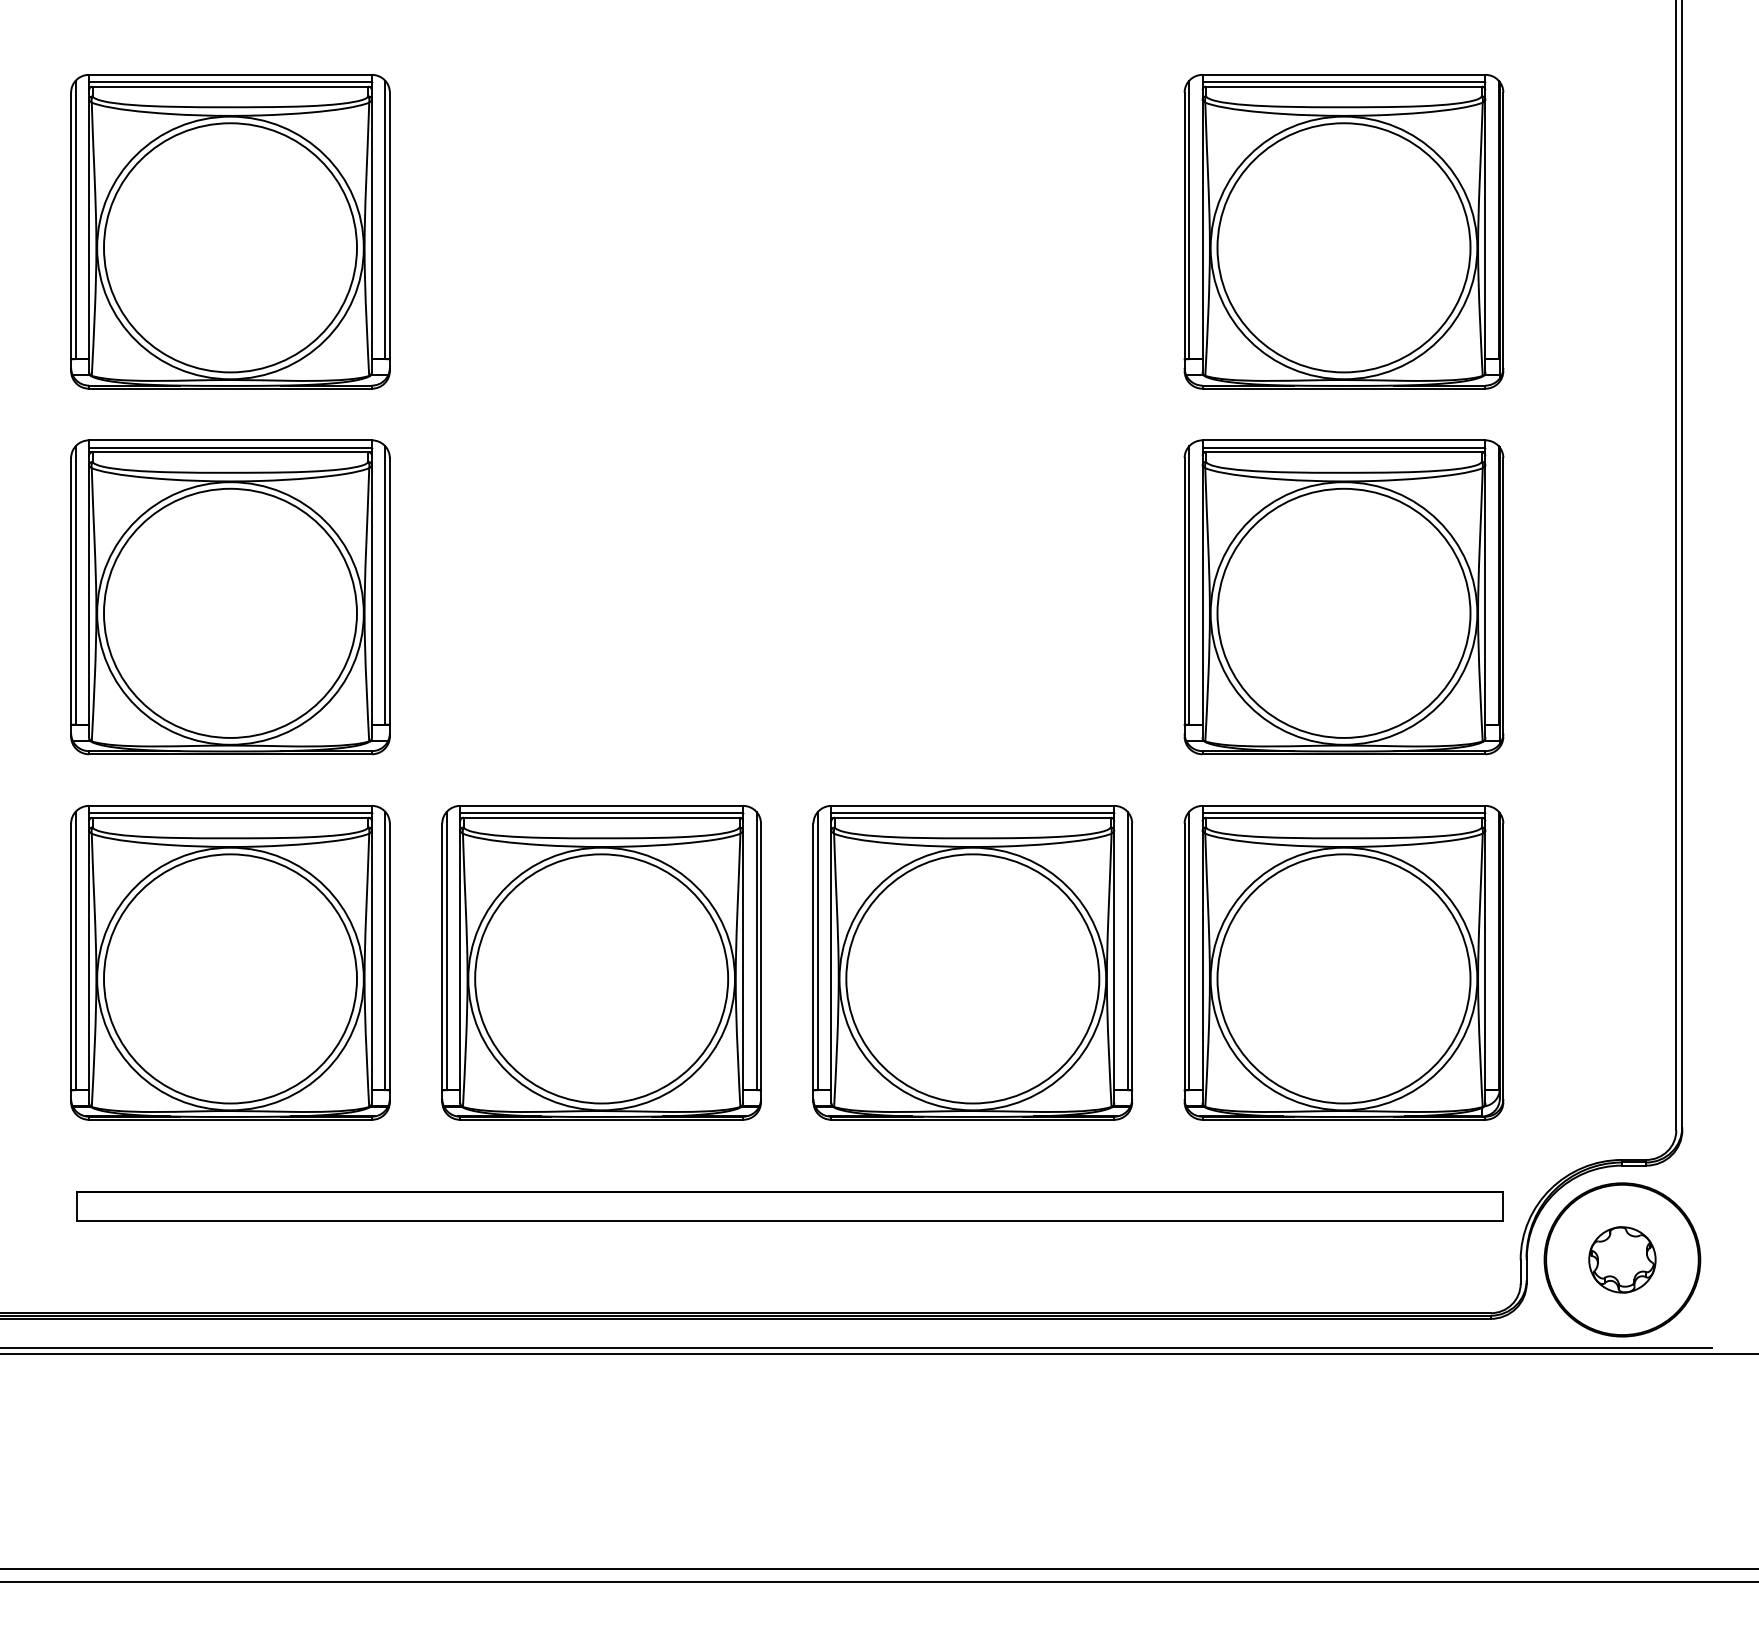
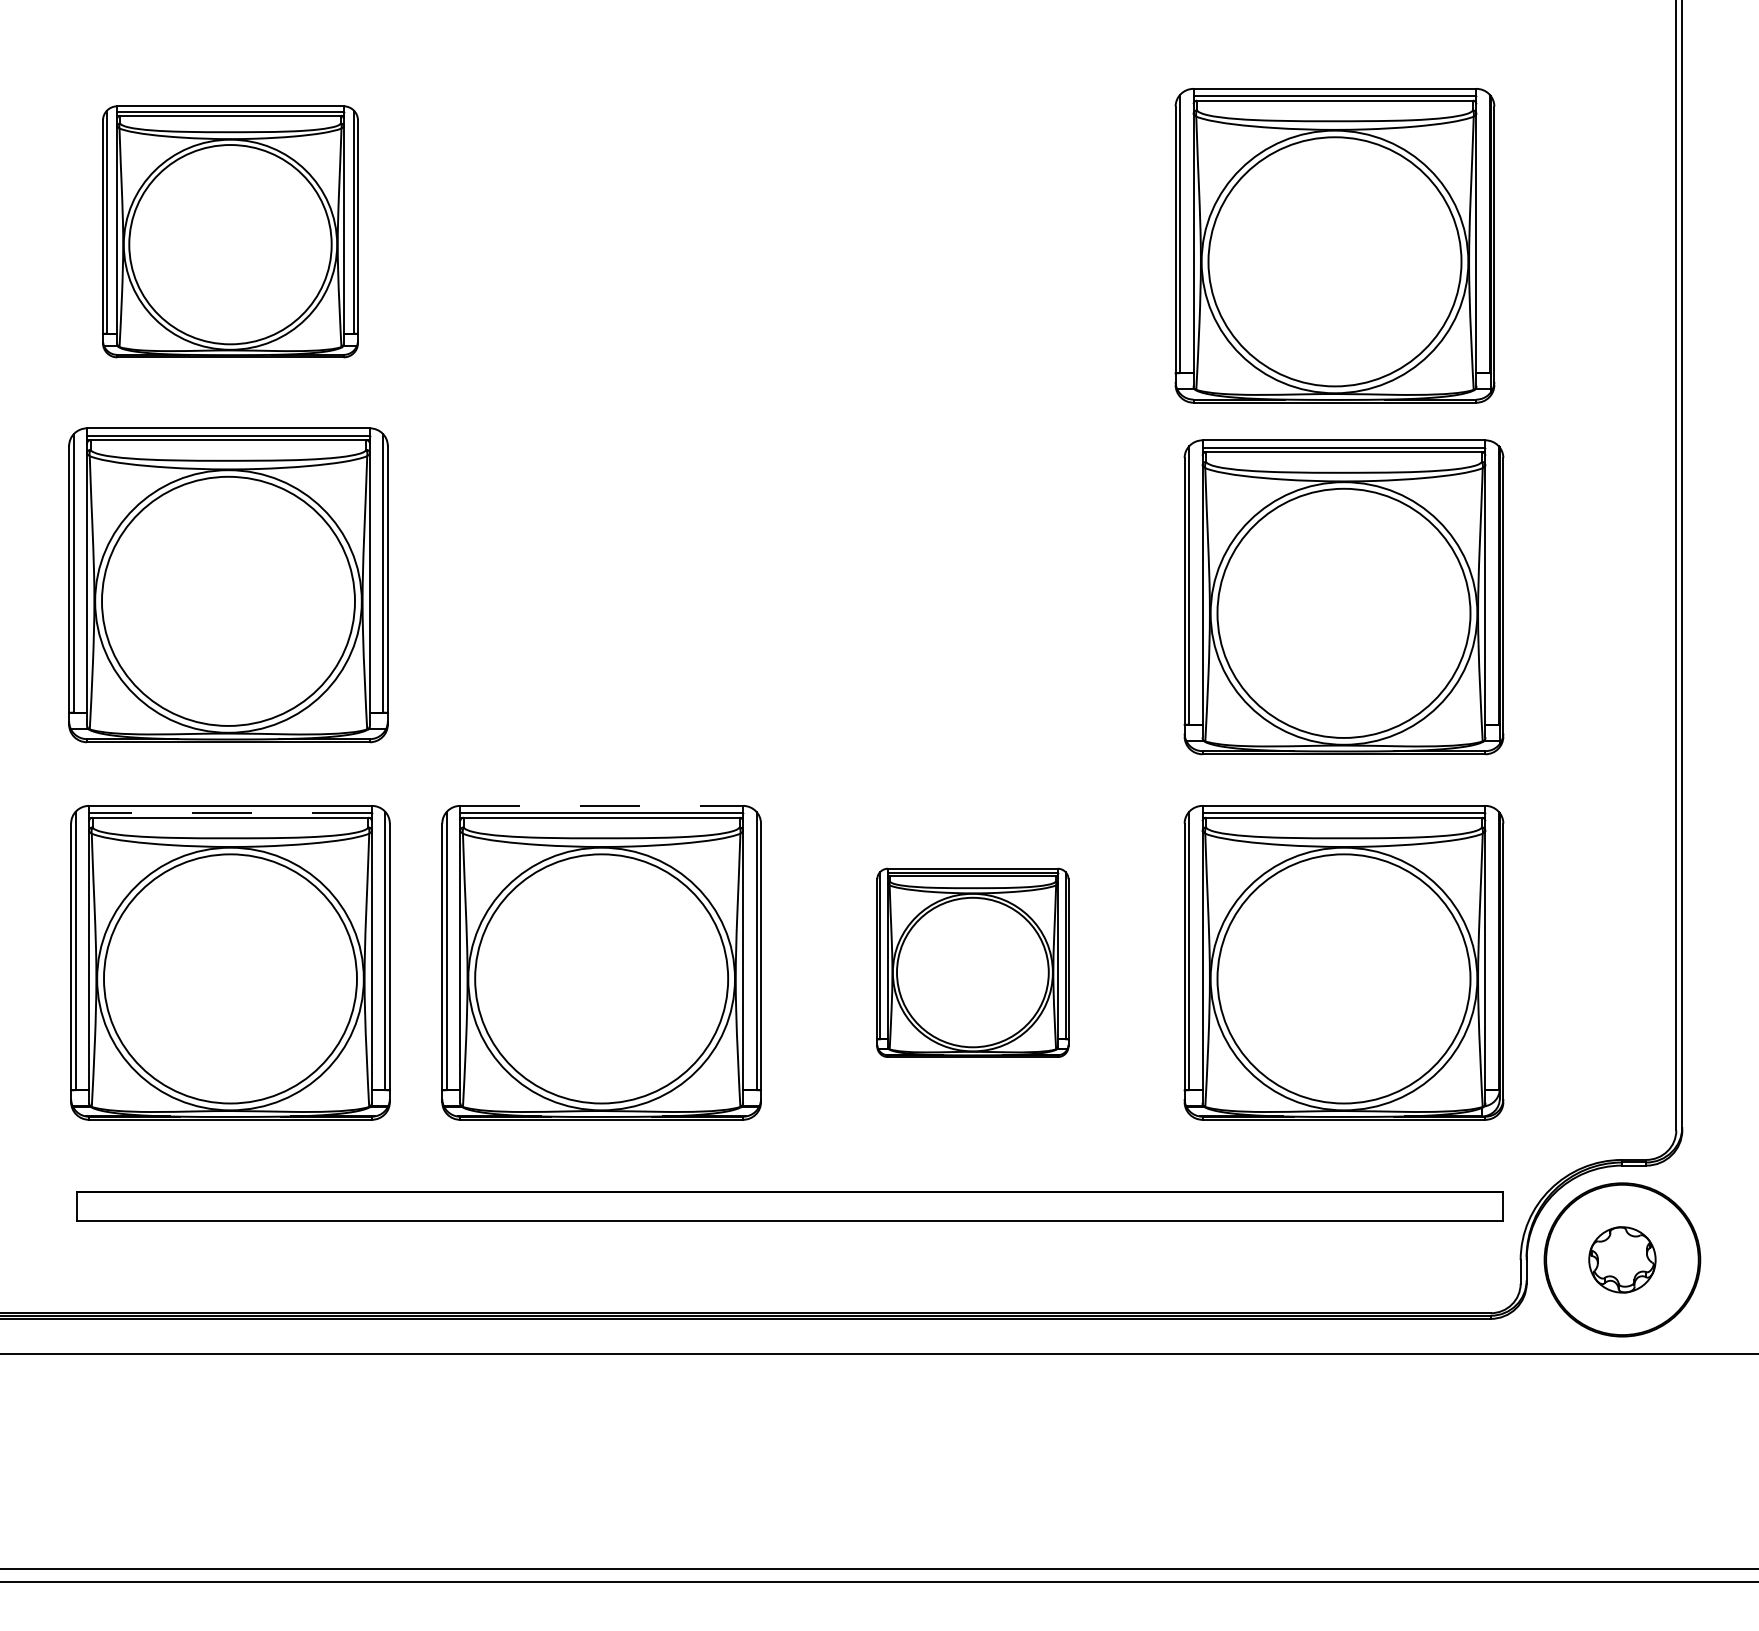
part size: 321x316 px -> 257x254 px (230, 231)
part position: (1343, 231) -> (1334, 245) (1334, 245)
part position: (230, 597) -> (228, 585) (228, 585)
line: solid -> dashed (602, 805)
line: solid -> dashed (230, 813)
part size: 322x316 px -> 194x191 px (972, 962)
line: present -> none (857, 1348)
